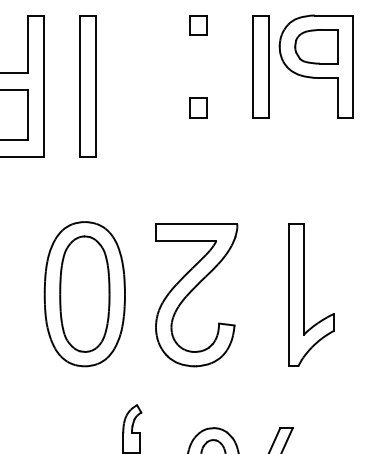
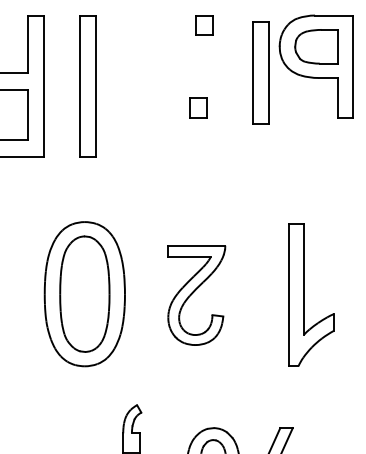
part position: (198, 25) -> (204, 25) (204, 25)
part position: (260, 66) -> (260, 72) (260, 72)
part size: 84x145 px -> 60x101 px (196, 295)
